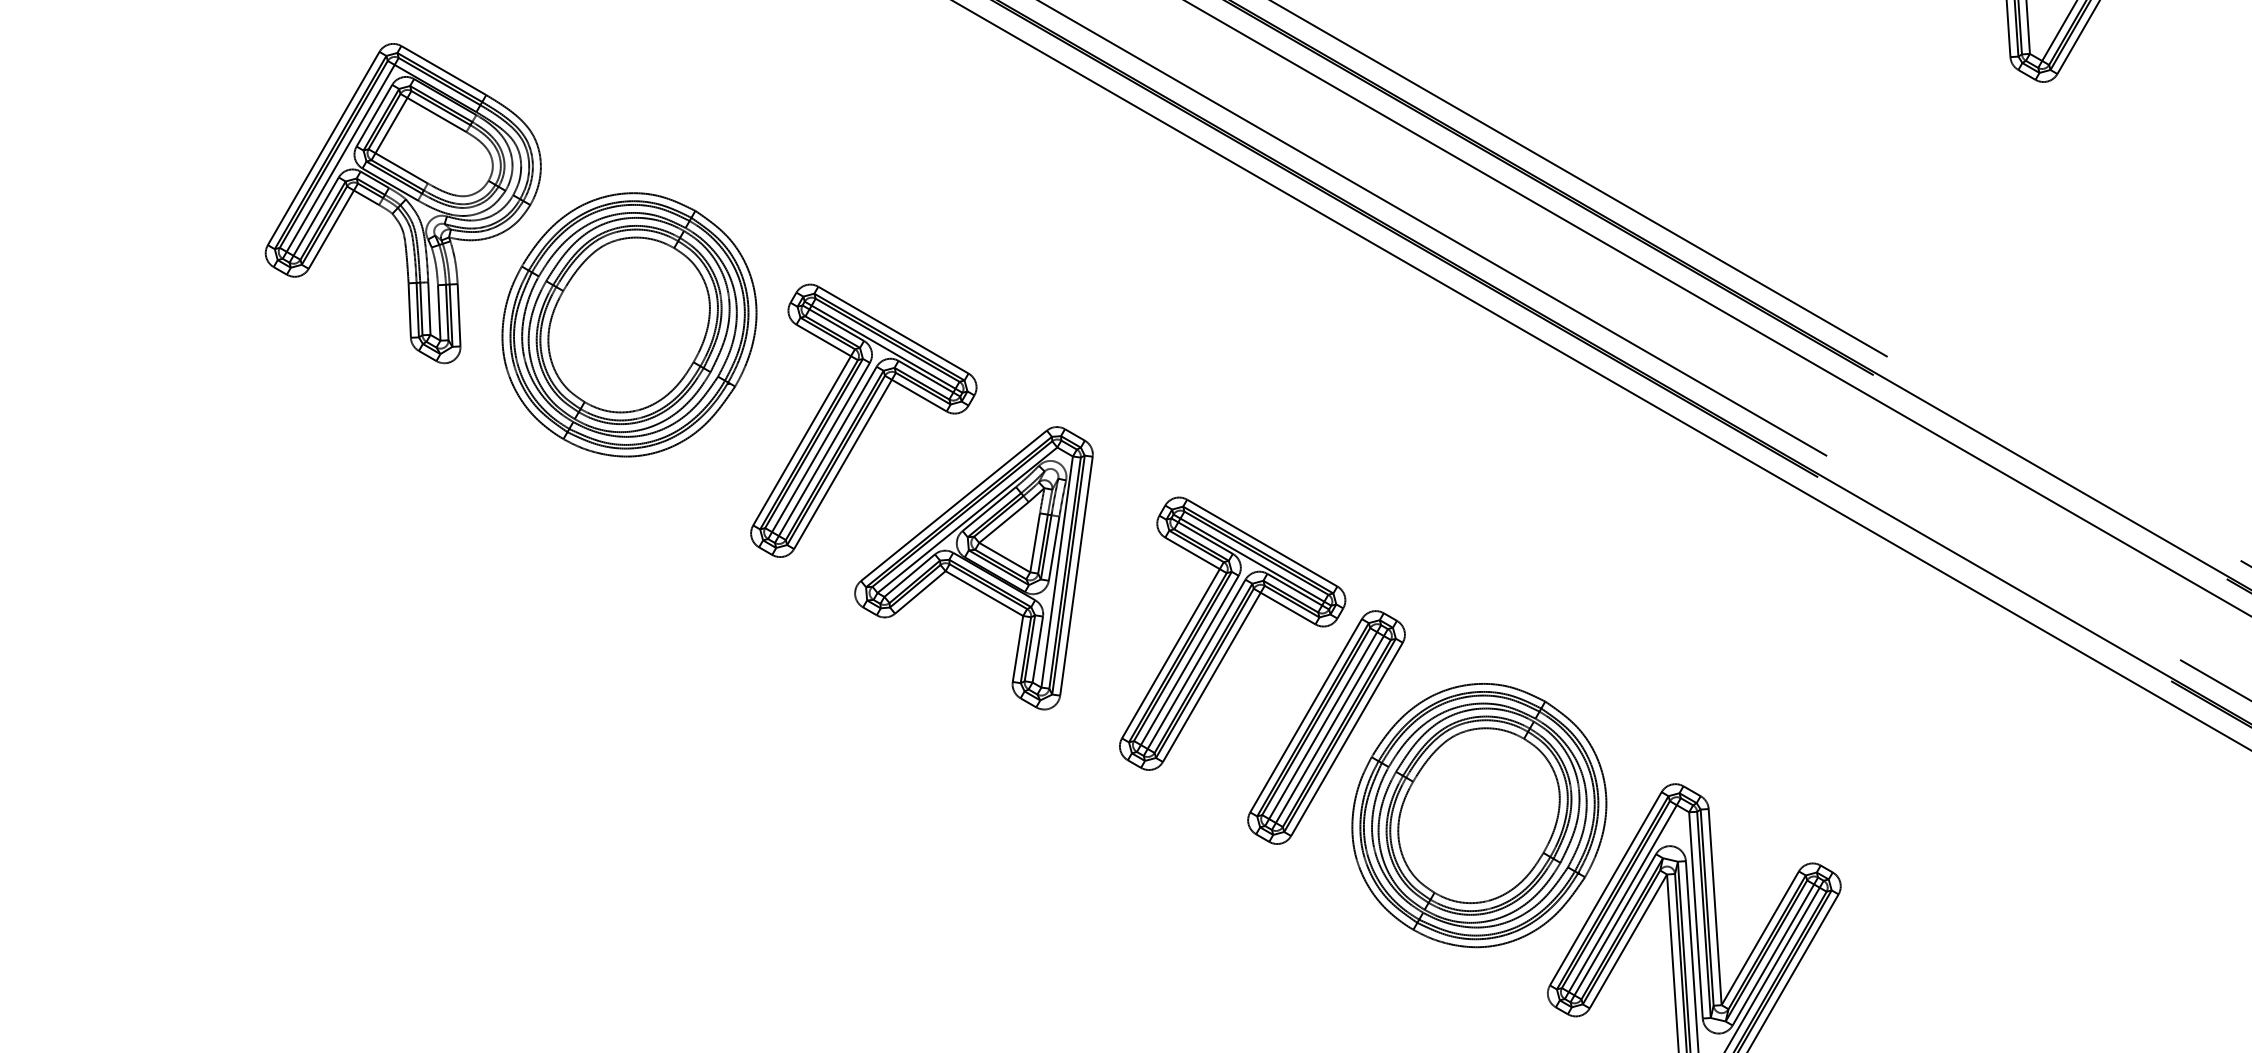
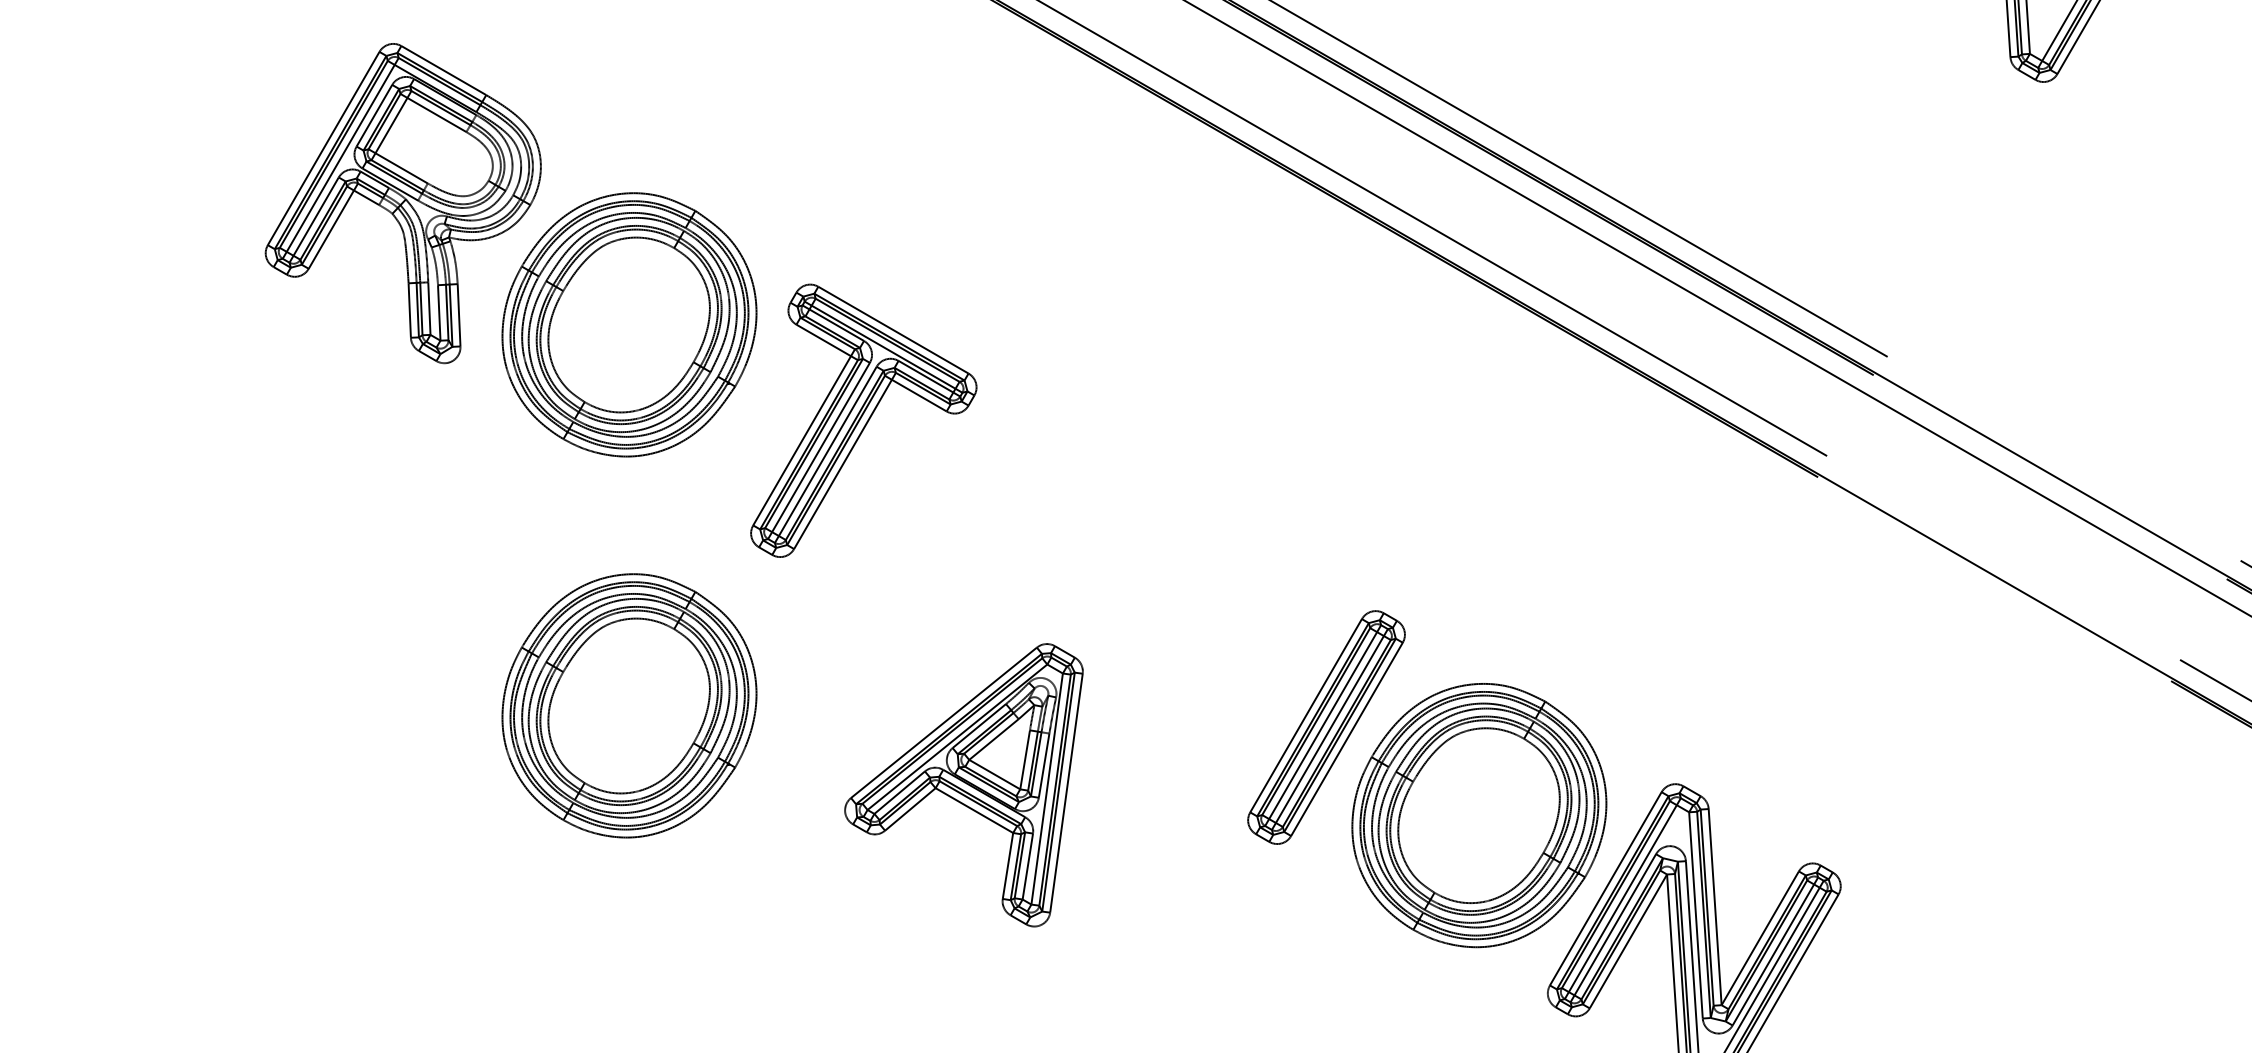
line: present -> none (1601, 375)
part position: (973, 568) -> (963, 785) (963, 785)
part: present -> none (1232, 633)
part: none -> present (629, 705)
